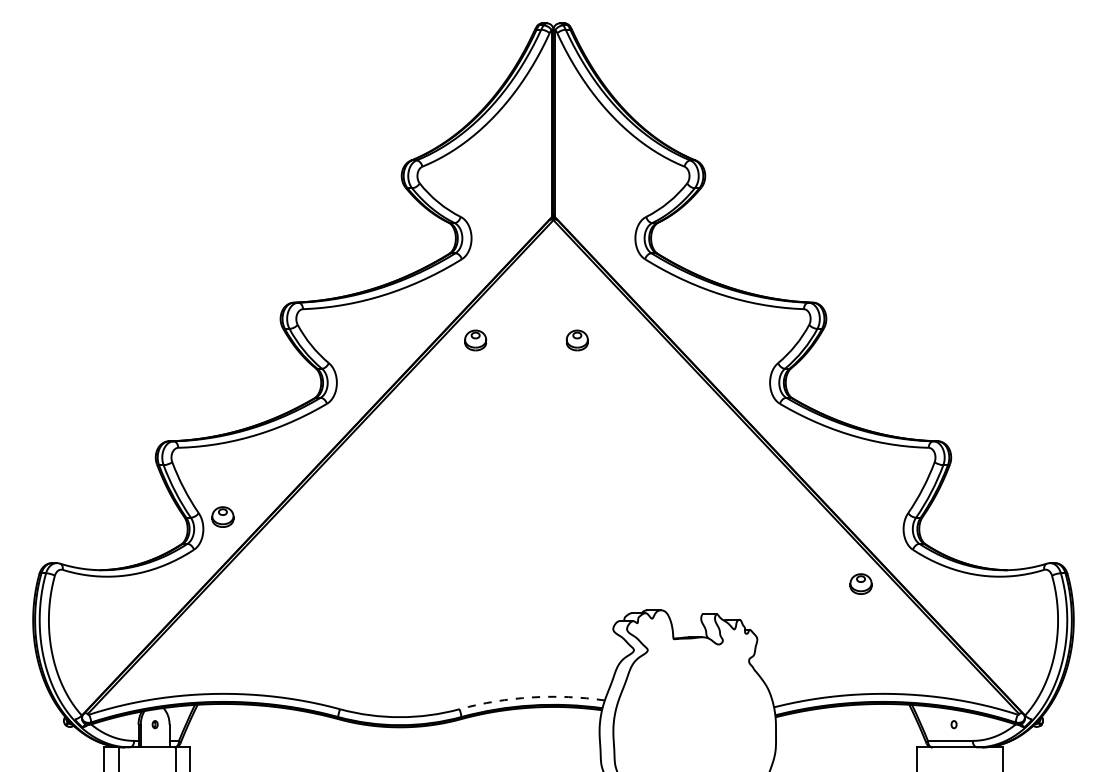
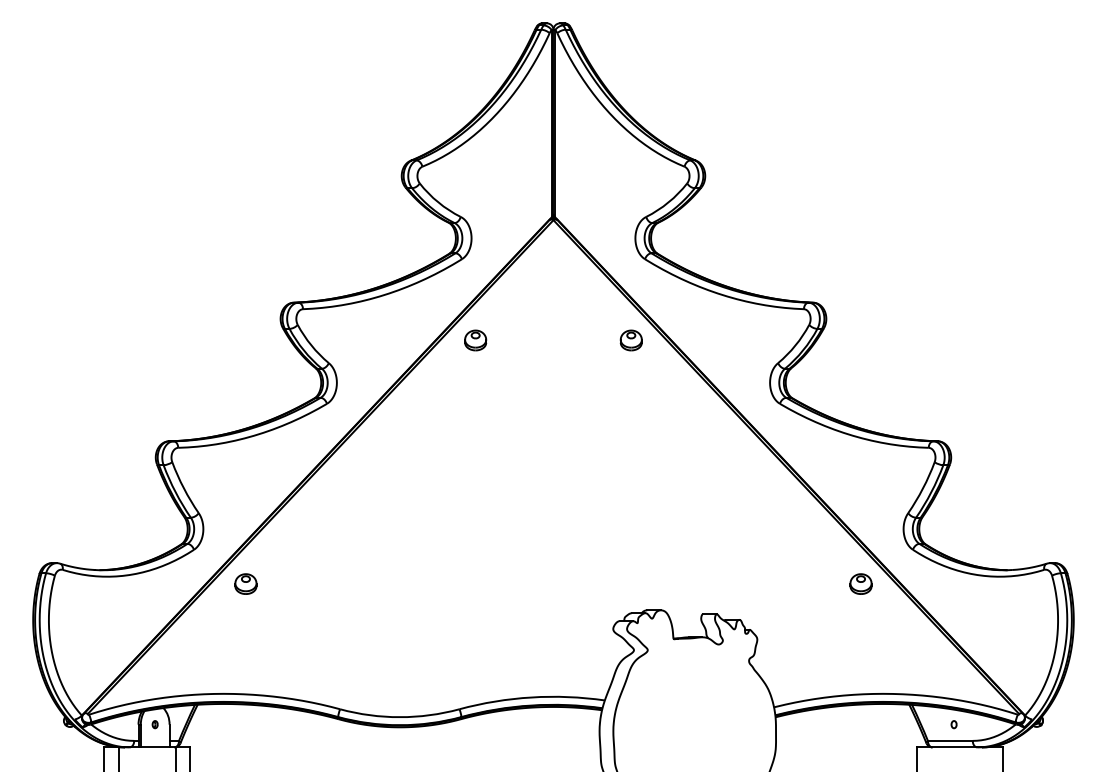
part position: (576, 340) -> (630, 340) (630, 340)
part position: (222, 516) -> (245, 583) (245, 583)
arc: dashed -> solid (531, 697)
